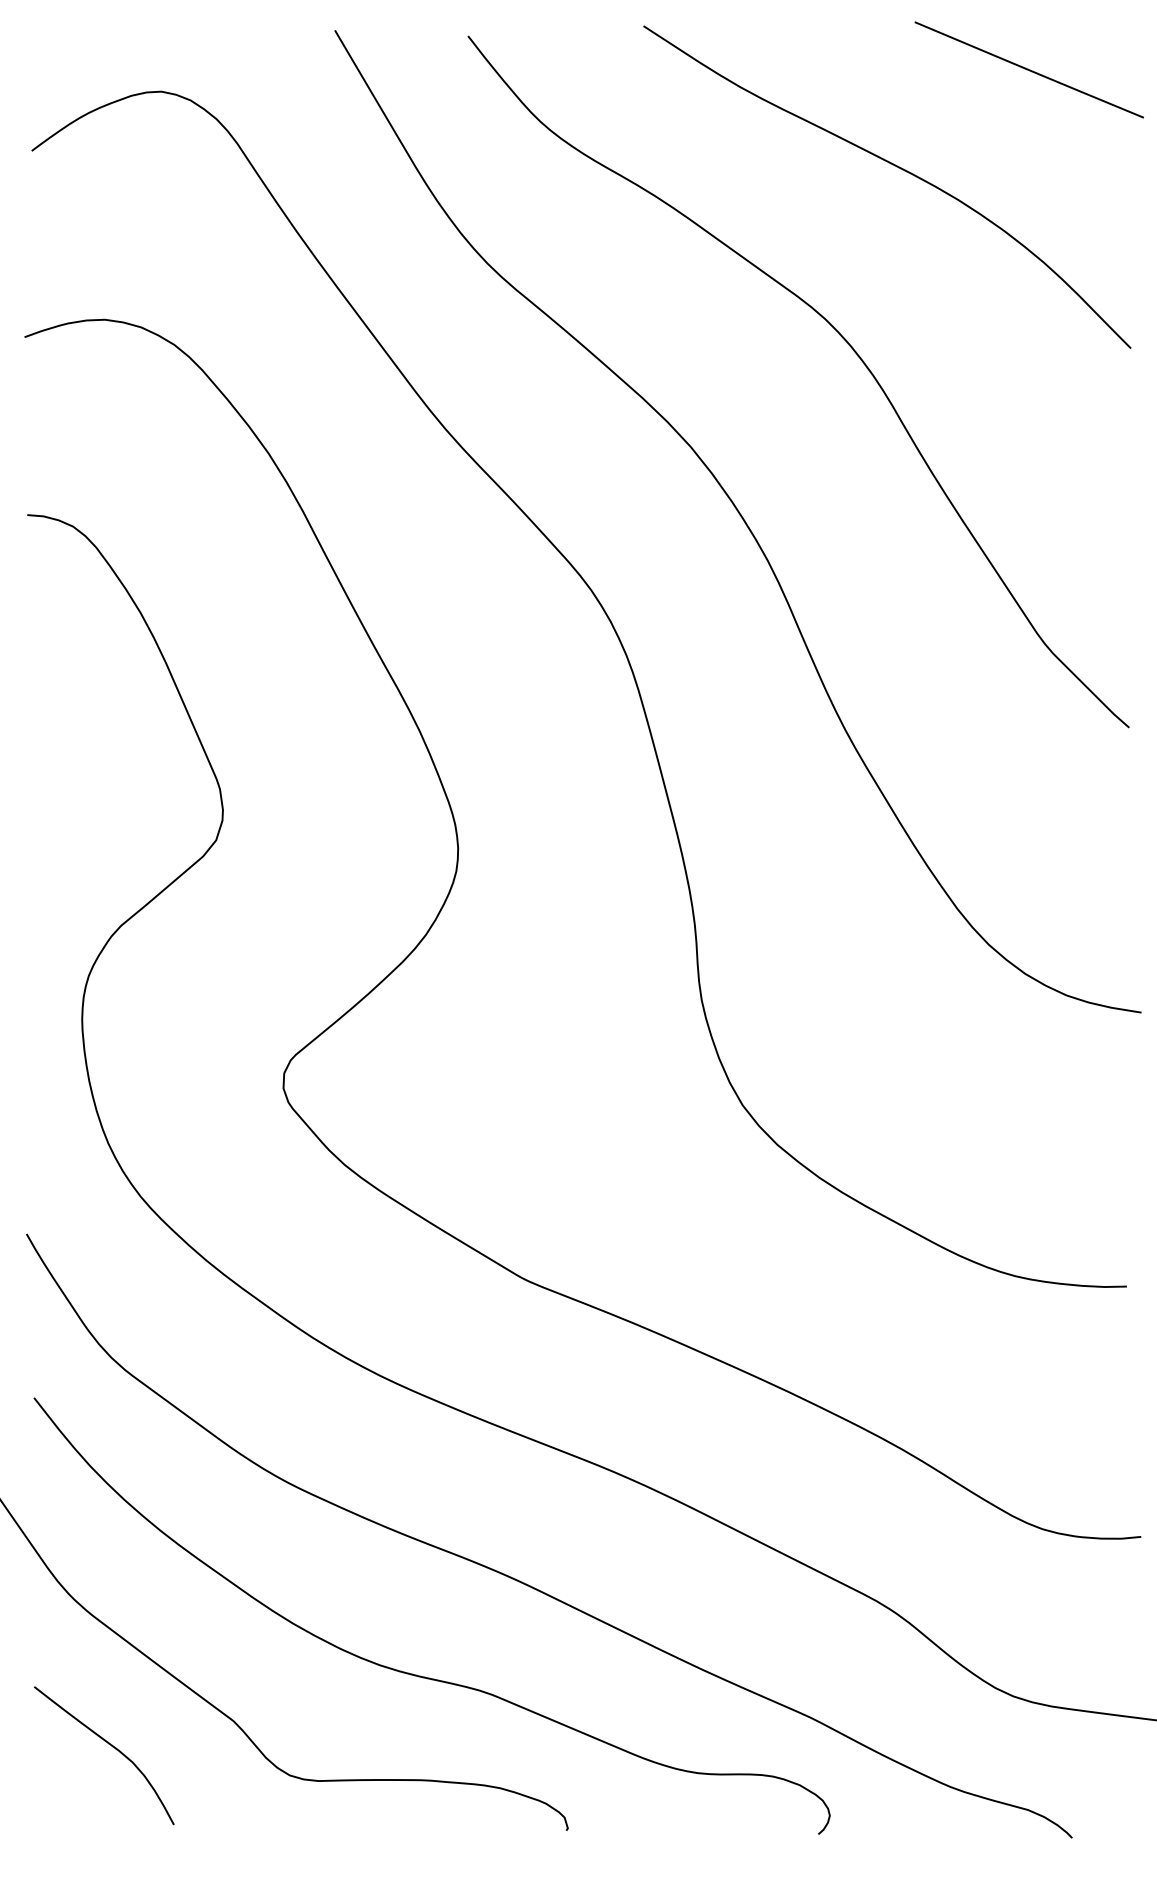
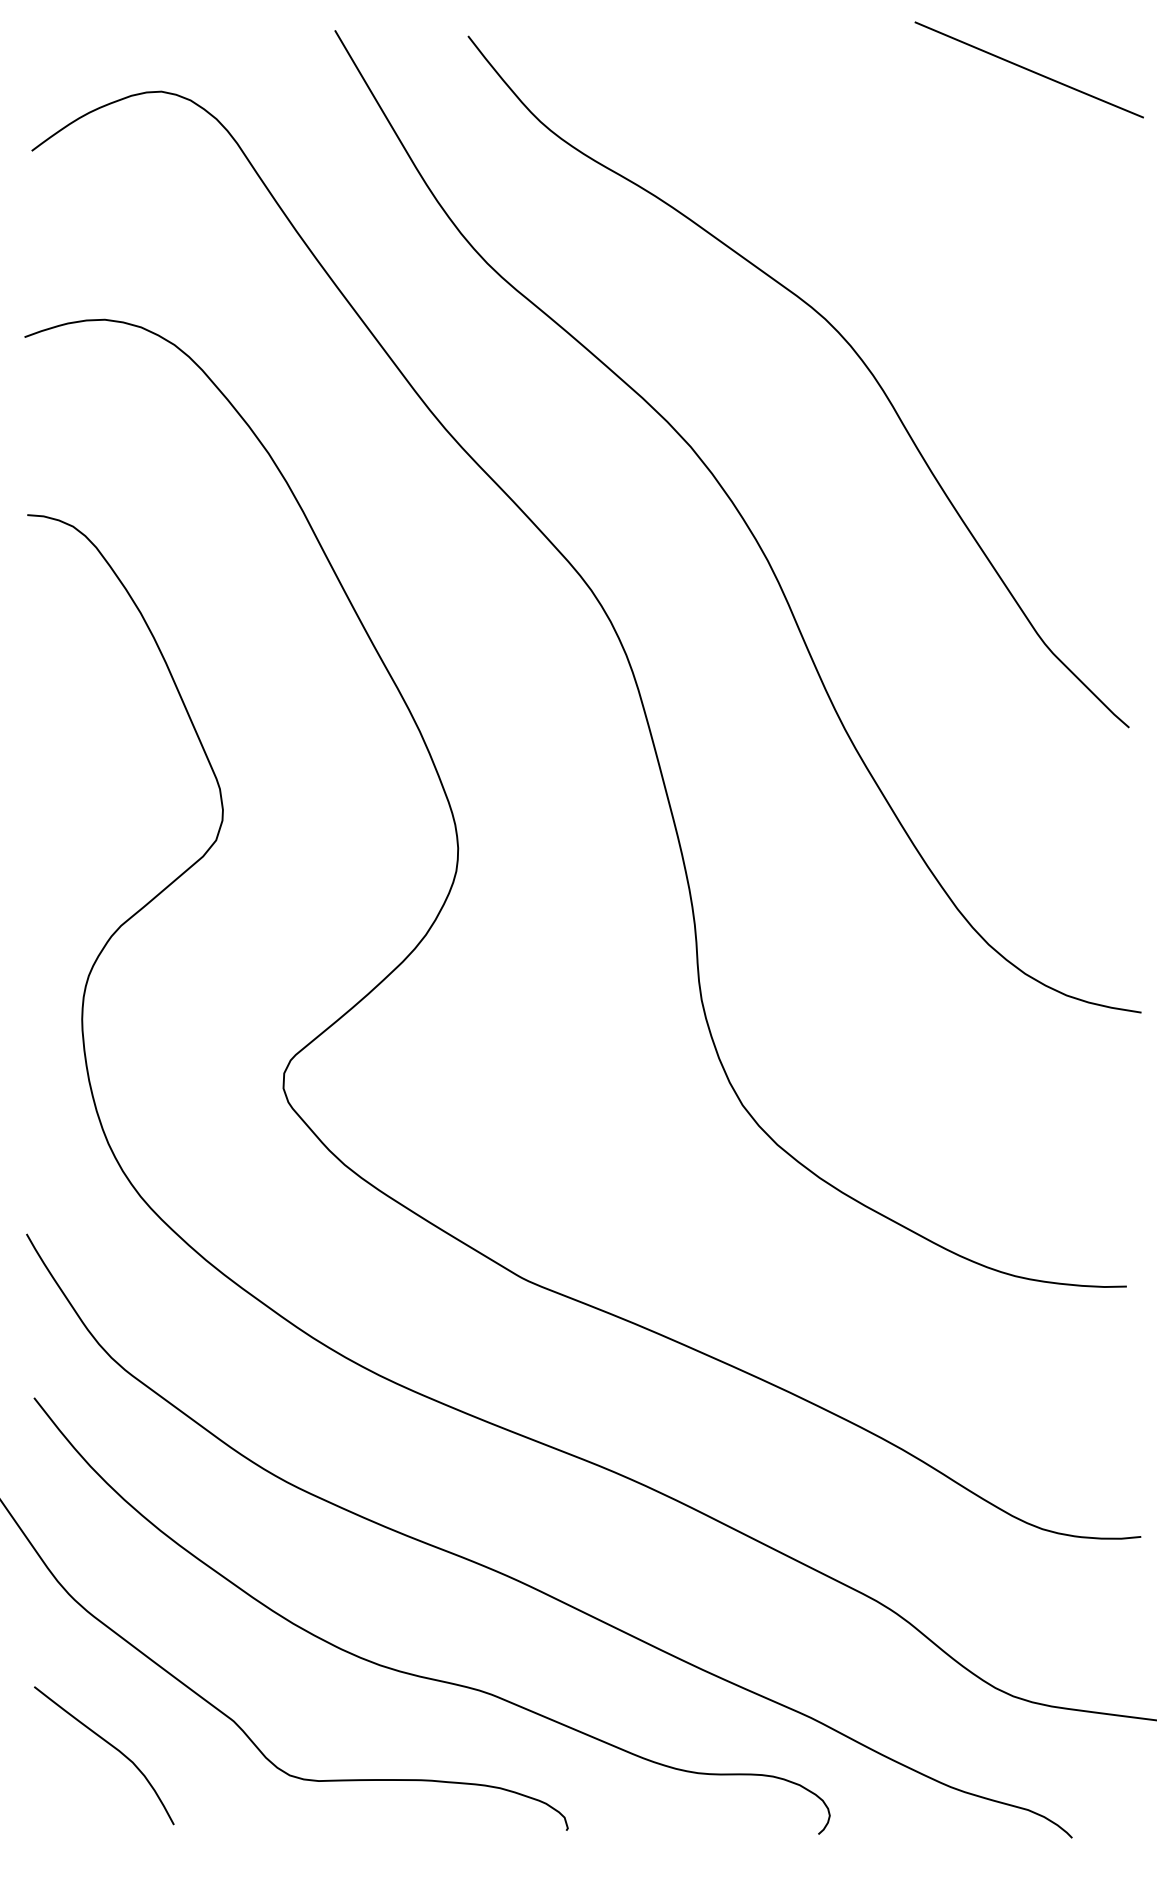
curve: present -> none (896, 167)
